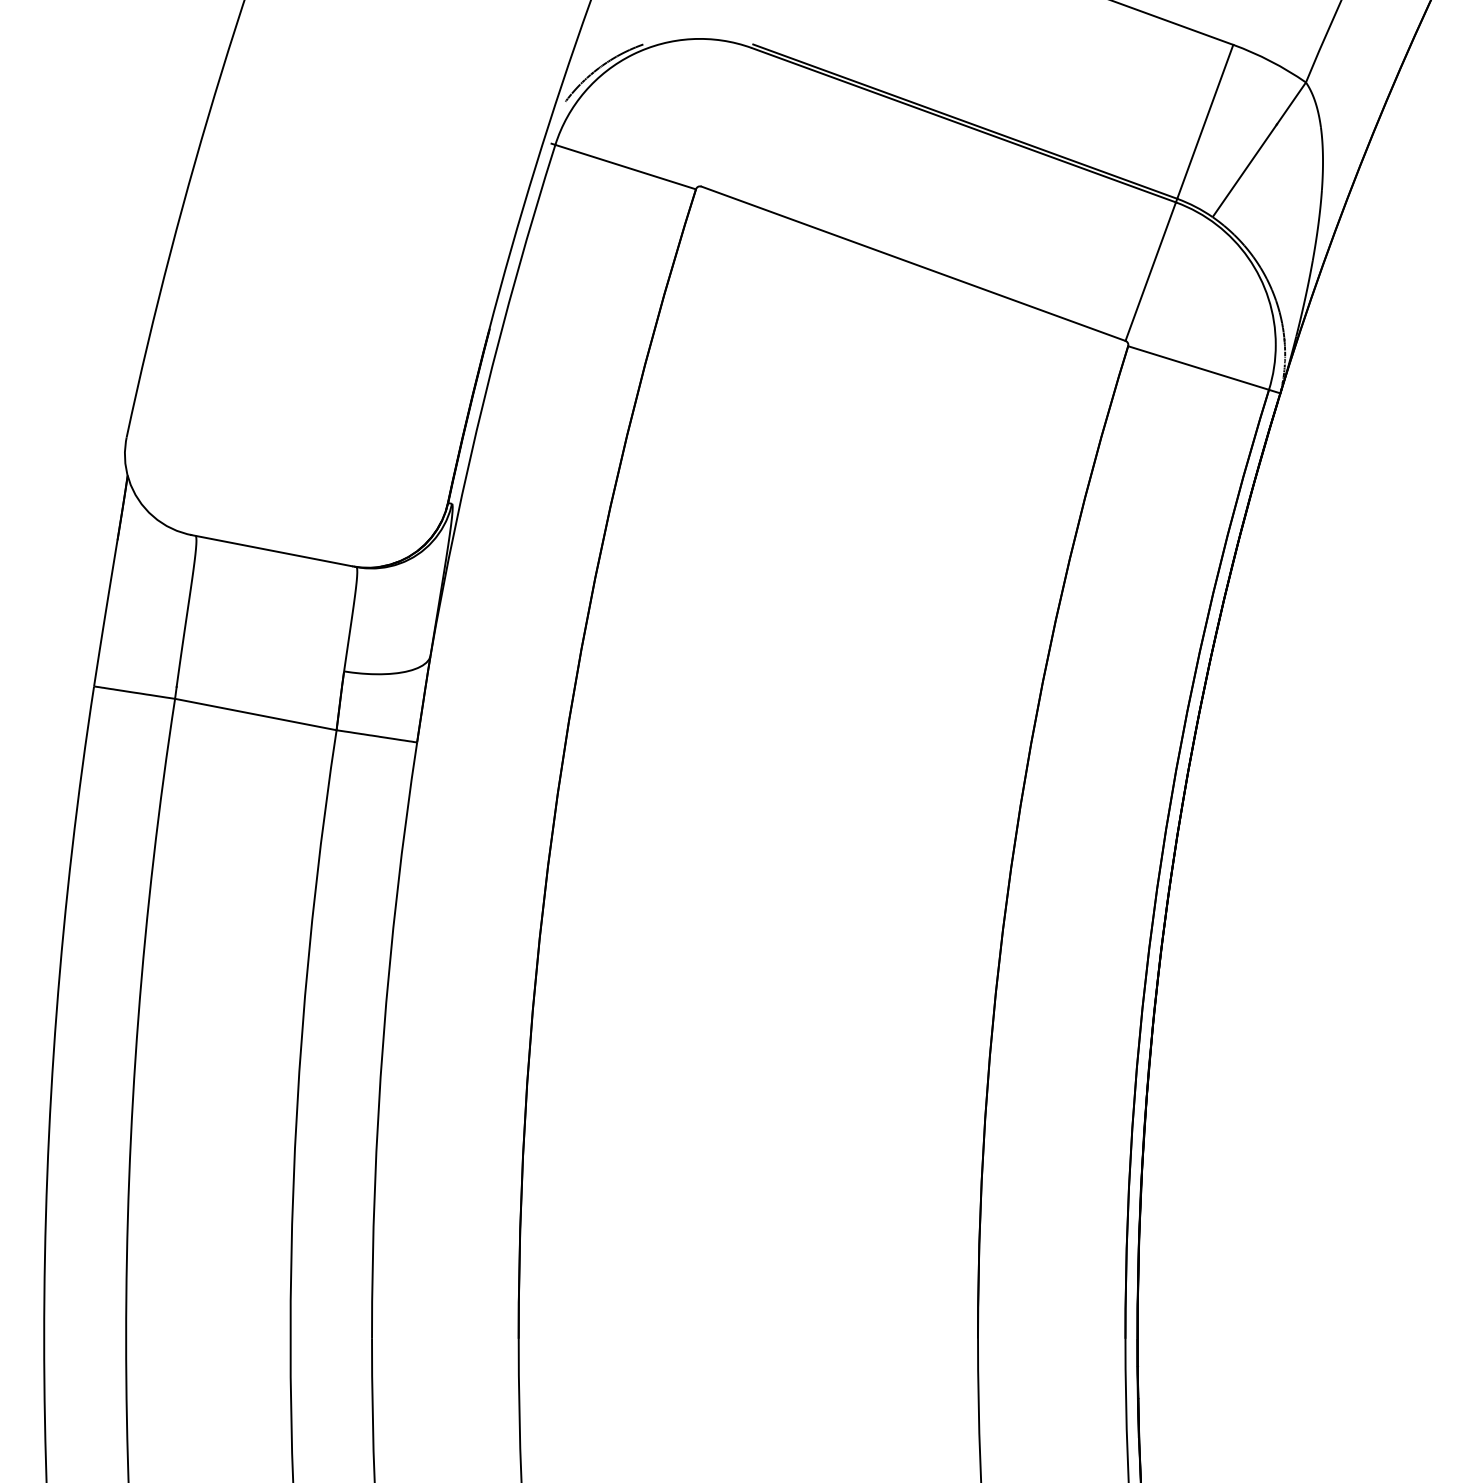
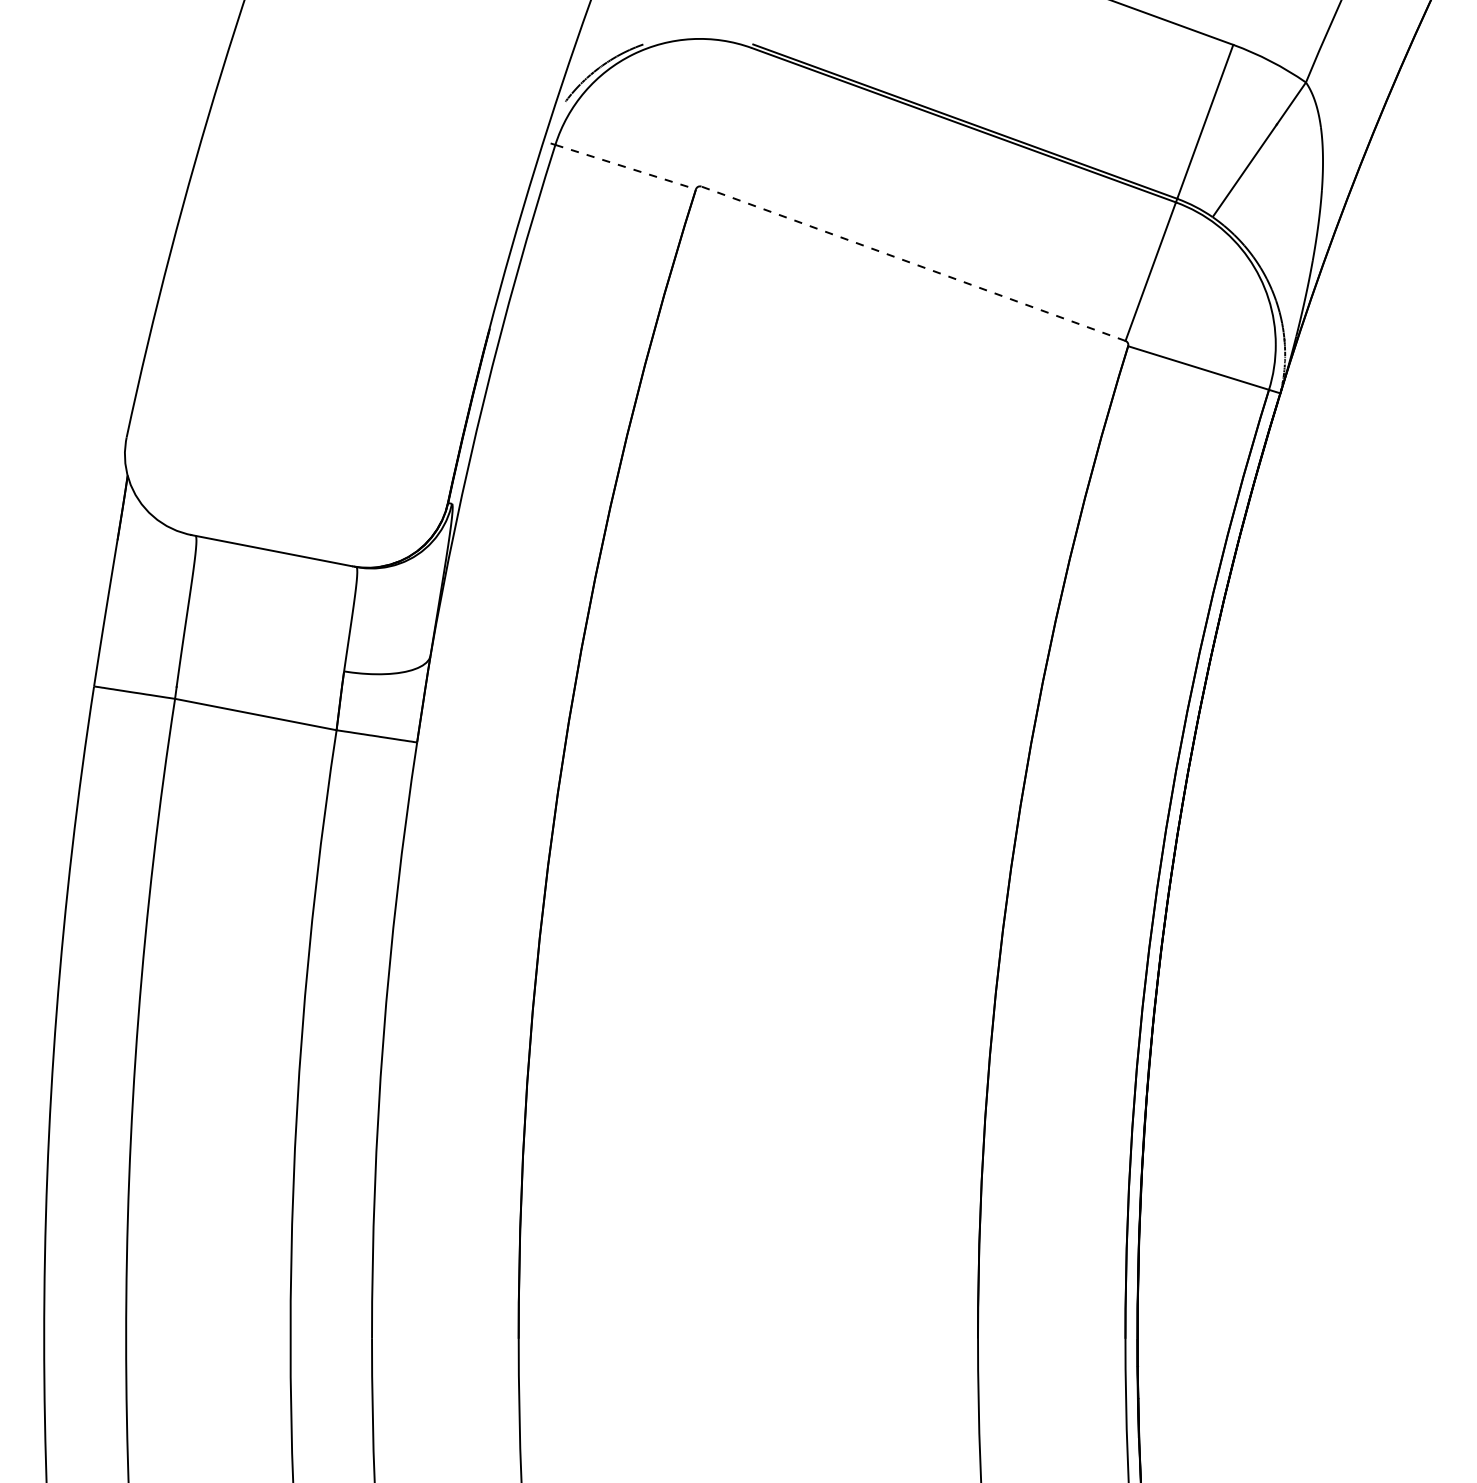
line: solid -> dashed (625, 167)
line: solid -> dashed (913, 263)
